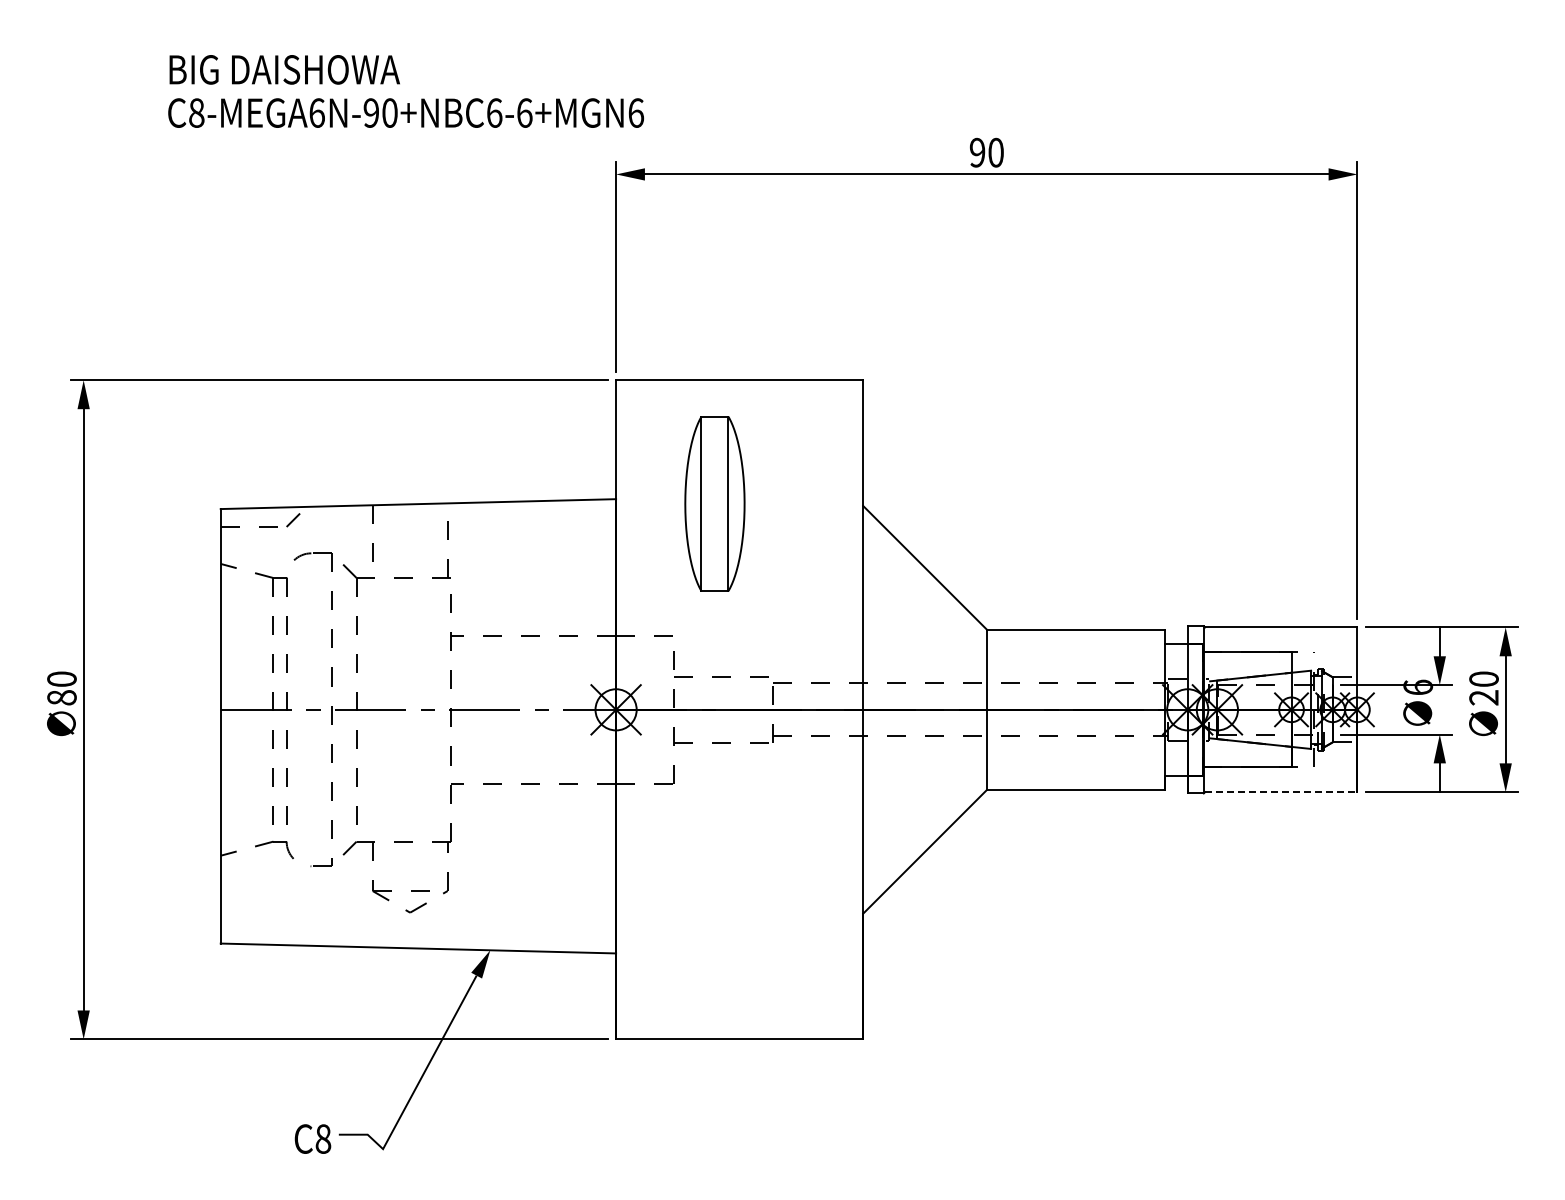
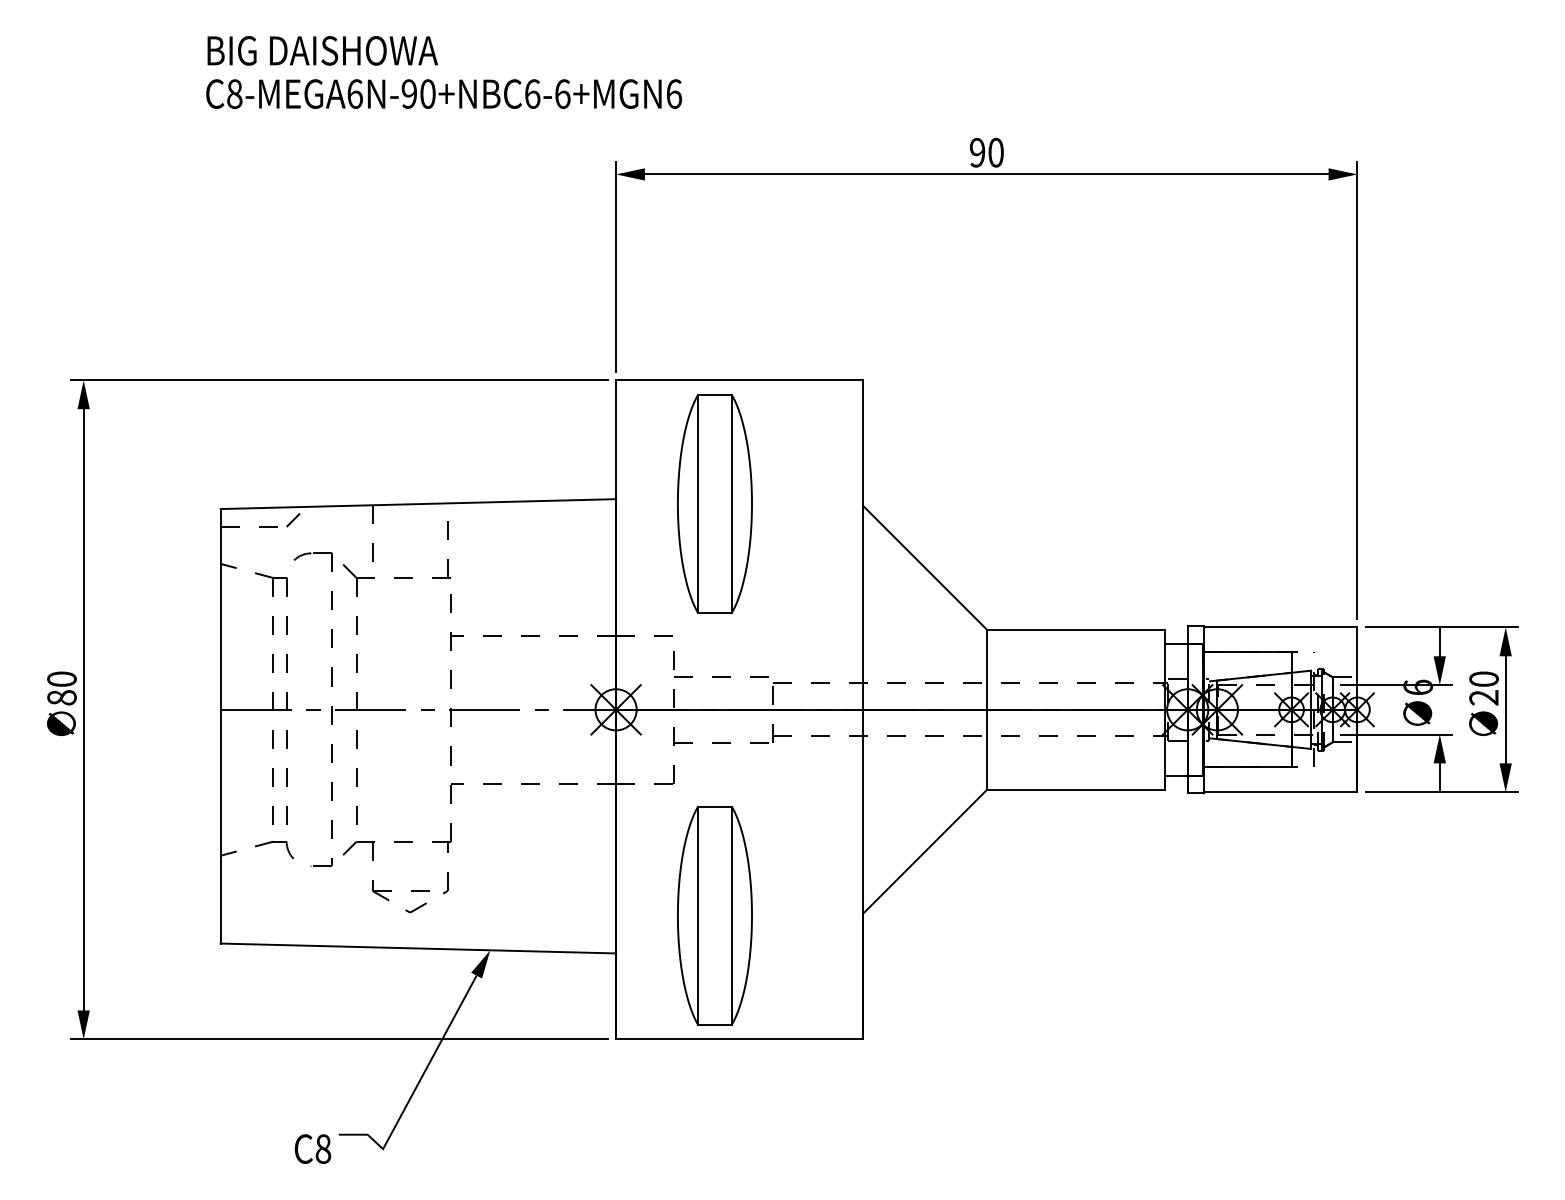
text position: (405, 91) -> (443, 72) (443, 72)
part size: 62x176 px -> 76x220 px (714, 503)
line: dashed -> solid (1281, 792)
part: none -> present (714, 915)
text position: (312, 1138) -> (312, 1148) (312, 1148)
